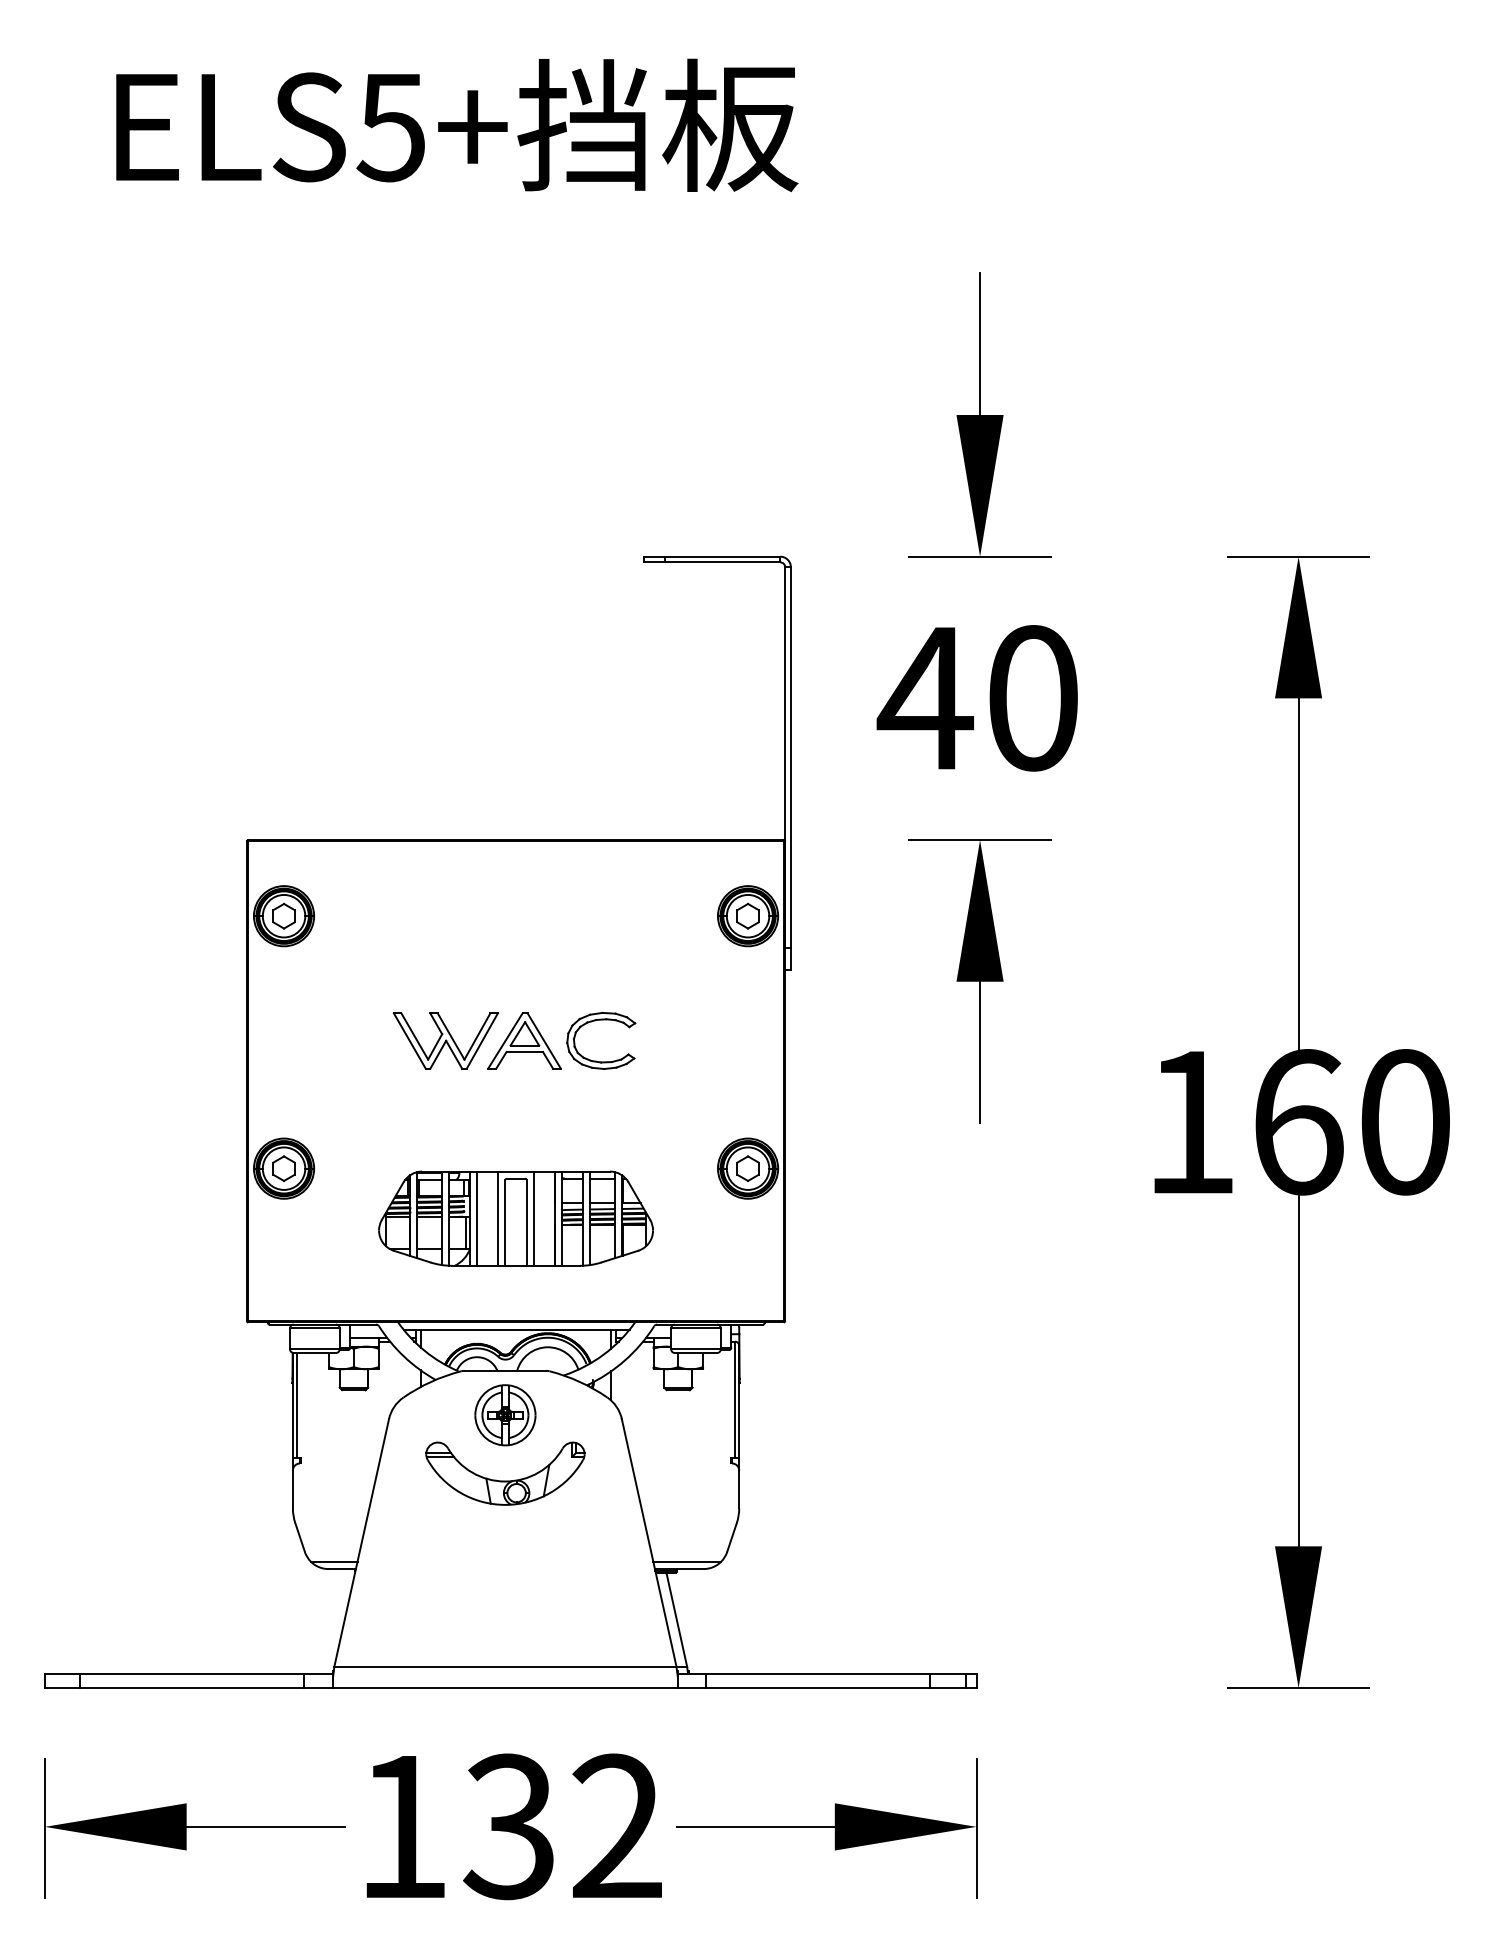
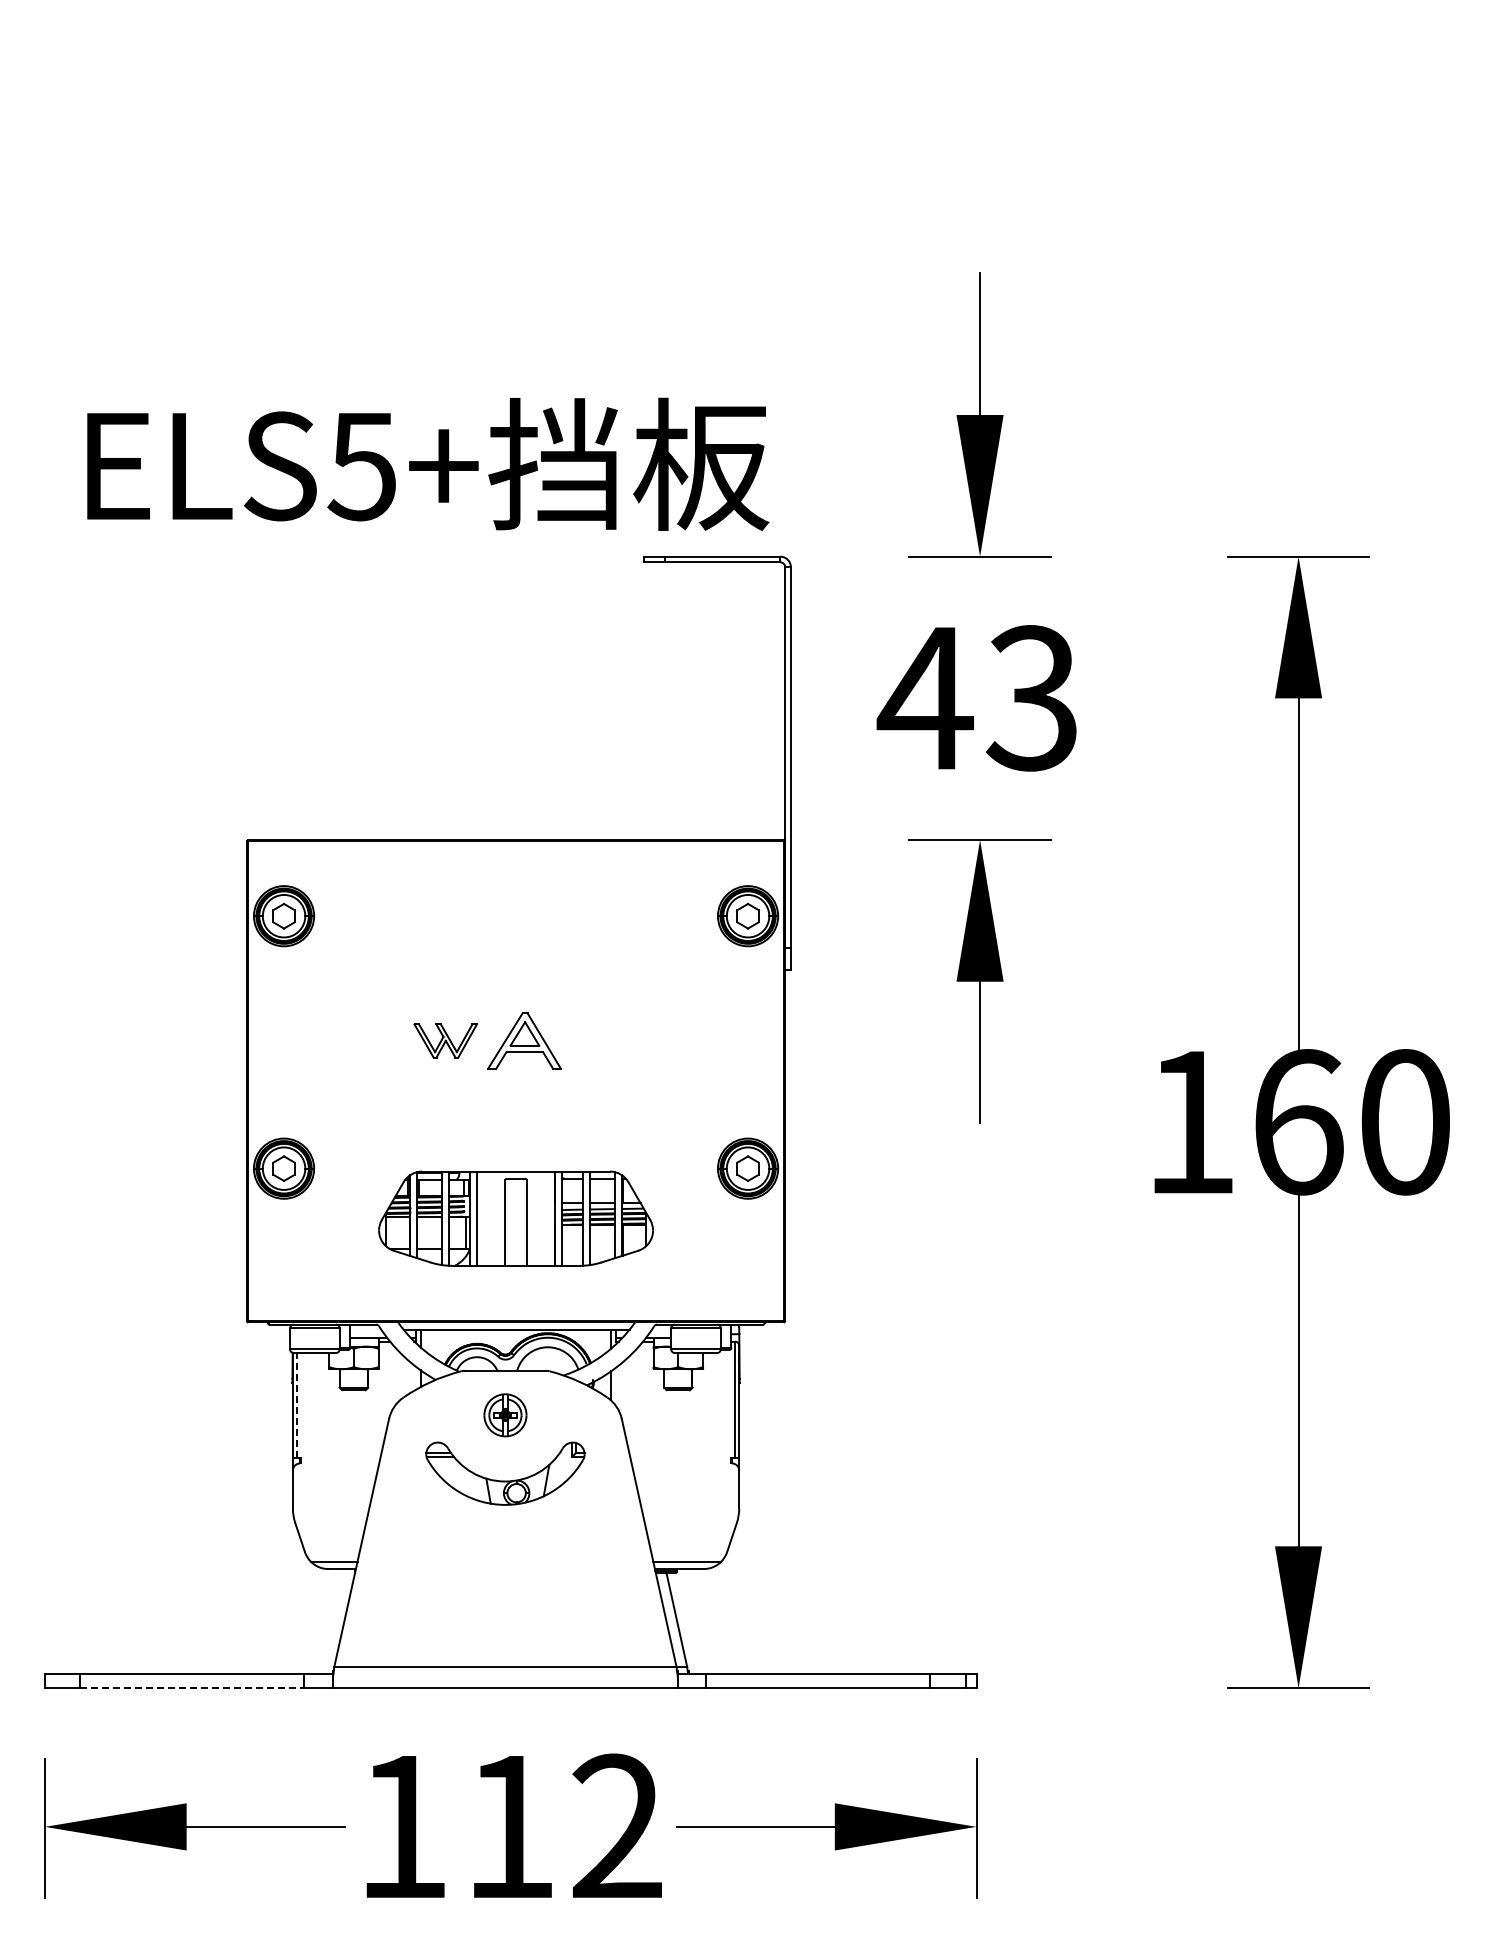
text position: (457, 124) -> (428, 463) (428, 463)
text: 40 -> 43 (1031, 698)
part: present -> none (595, 1021)
part size: 107x58 px -> 65x36 px (445, 1040)
line: present -> none (498, 1218)
line: present -> none (533, 1218)
line: solid -> dashed (297, 1404)
part size: 63x63 px -> 45x45 px (505, 1415)
line: solid -> dashed (192, 1688)
text: 132 -> 112 (508, 1826)
